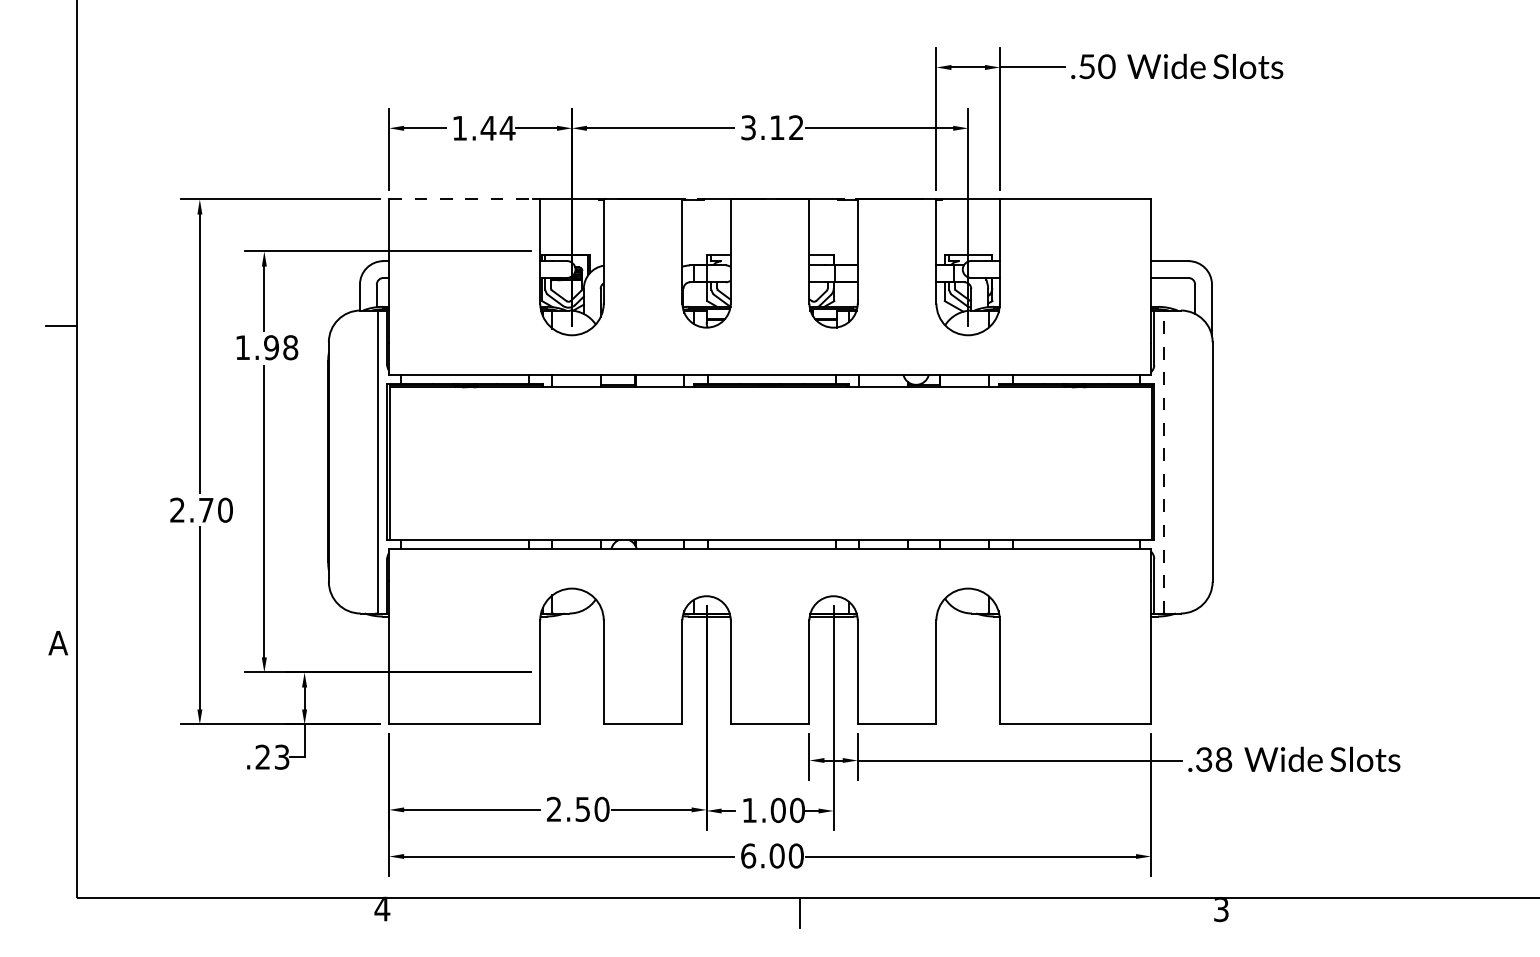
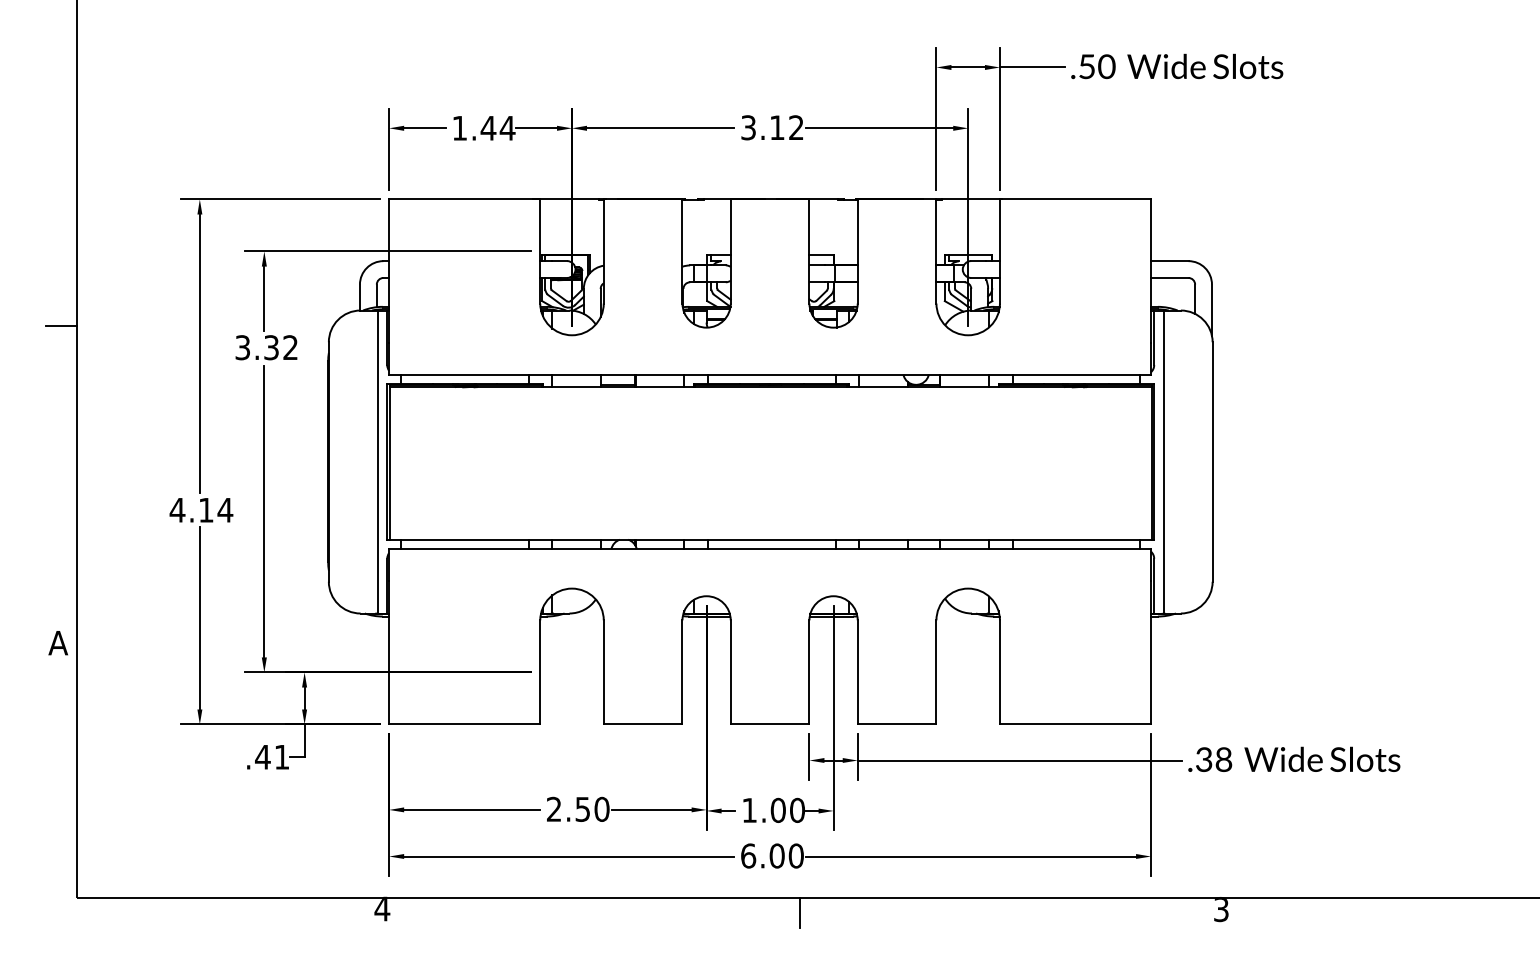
line: dashed -> solid (464, 199)
text: 1.98 -> 3.32 (266, 347)
line: dashed -> solid (1163, 461)
text: 2.70 -> 4.14 (201, 509)
text: .23 -> .41 (272, 756)
